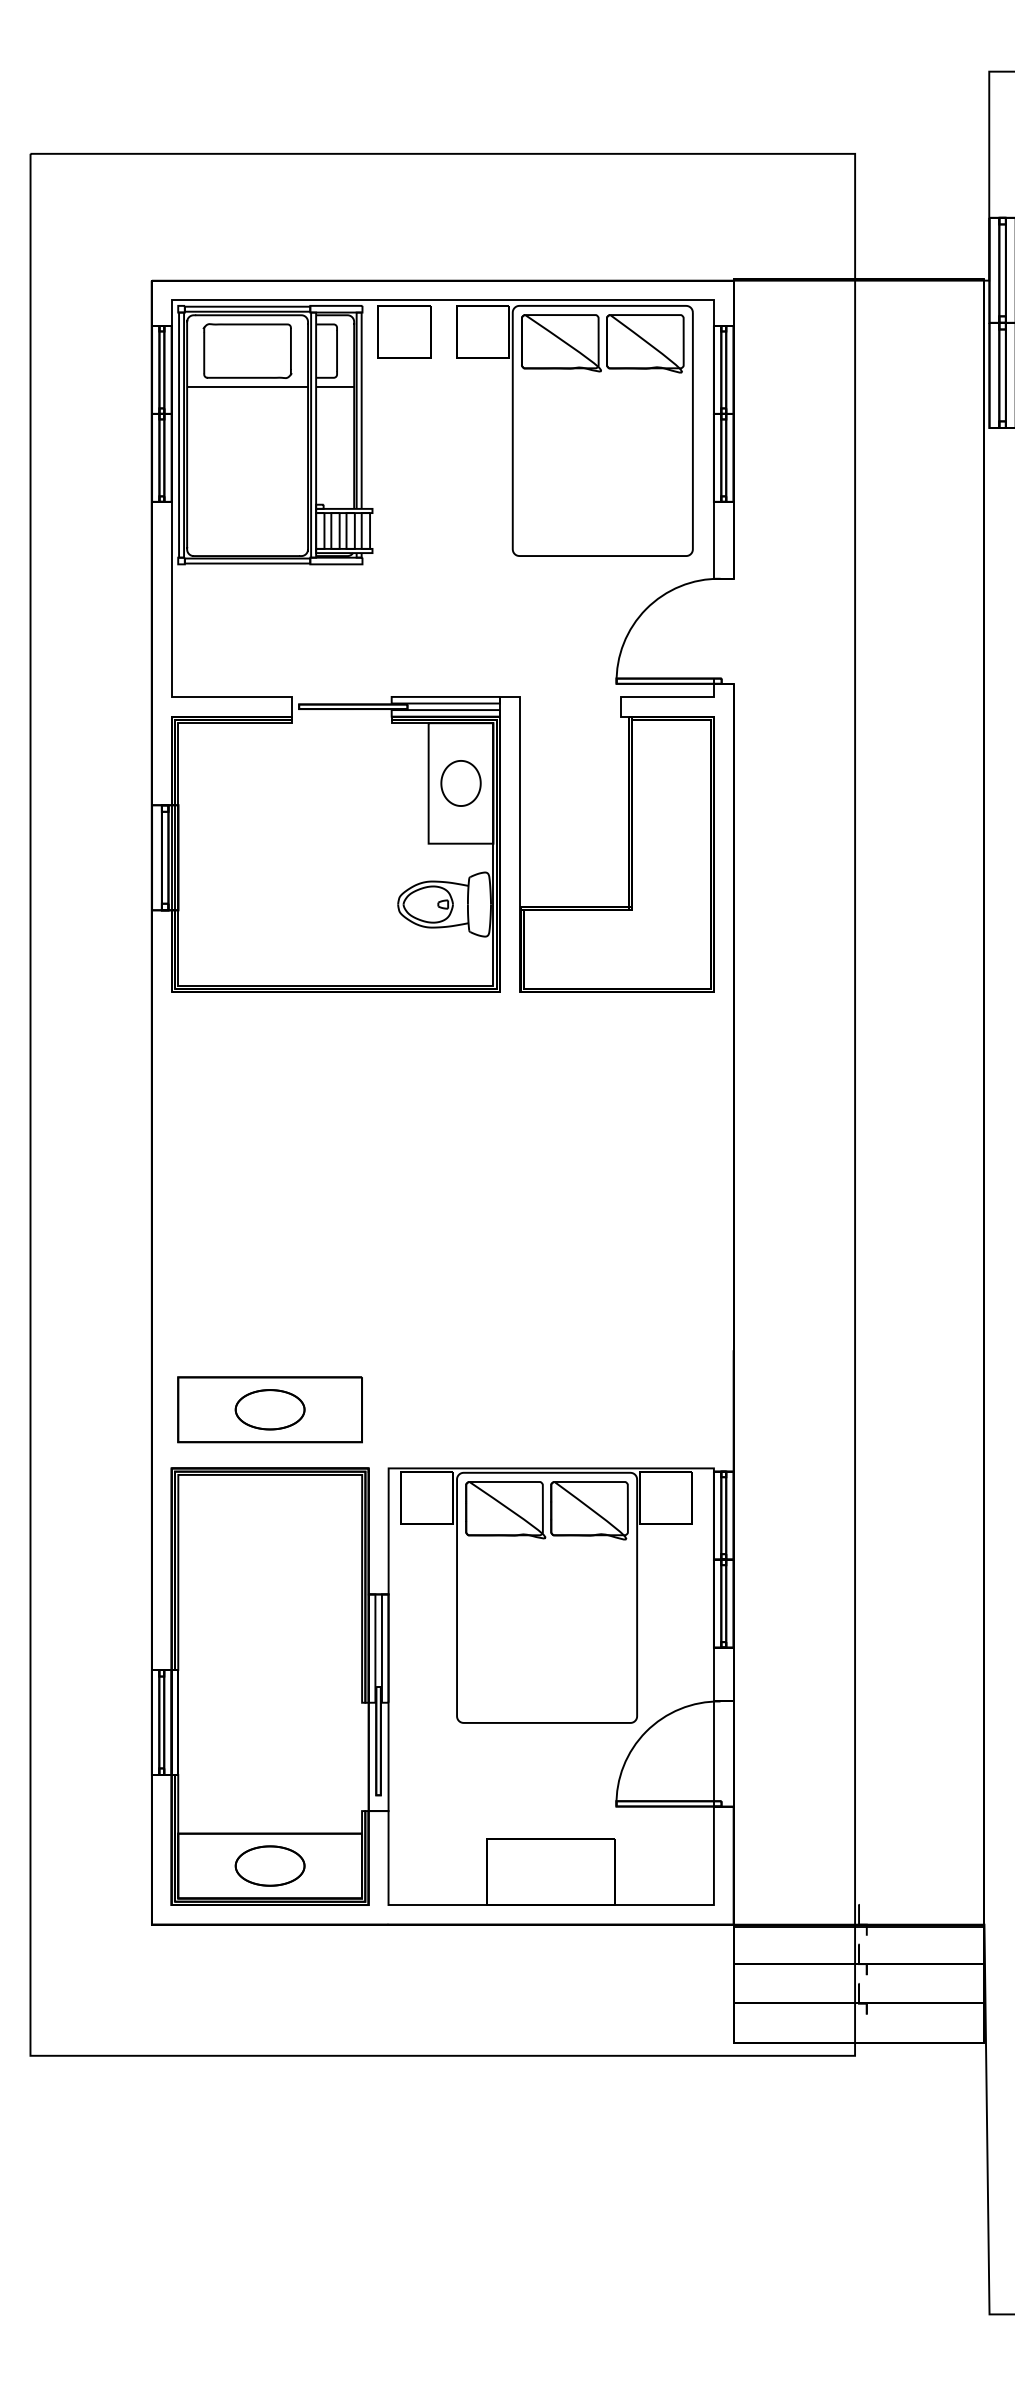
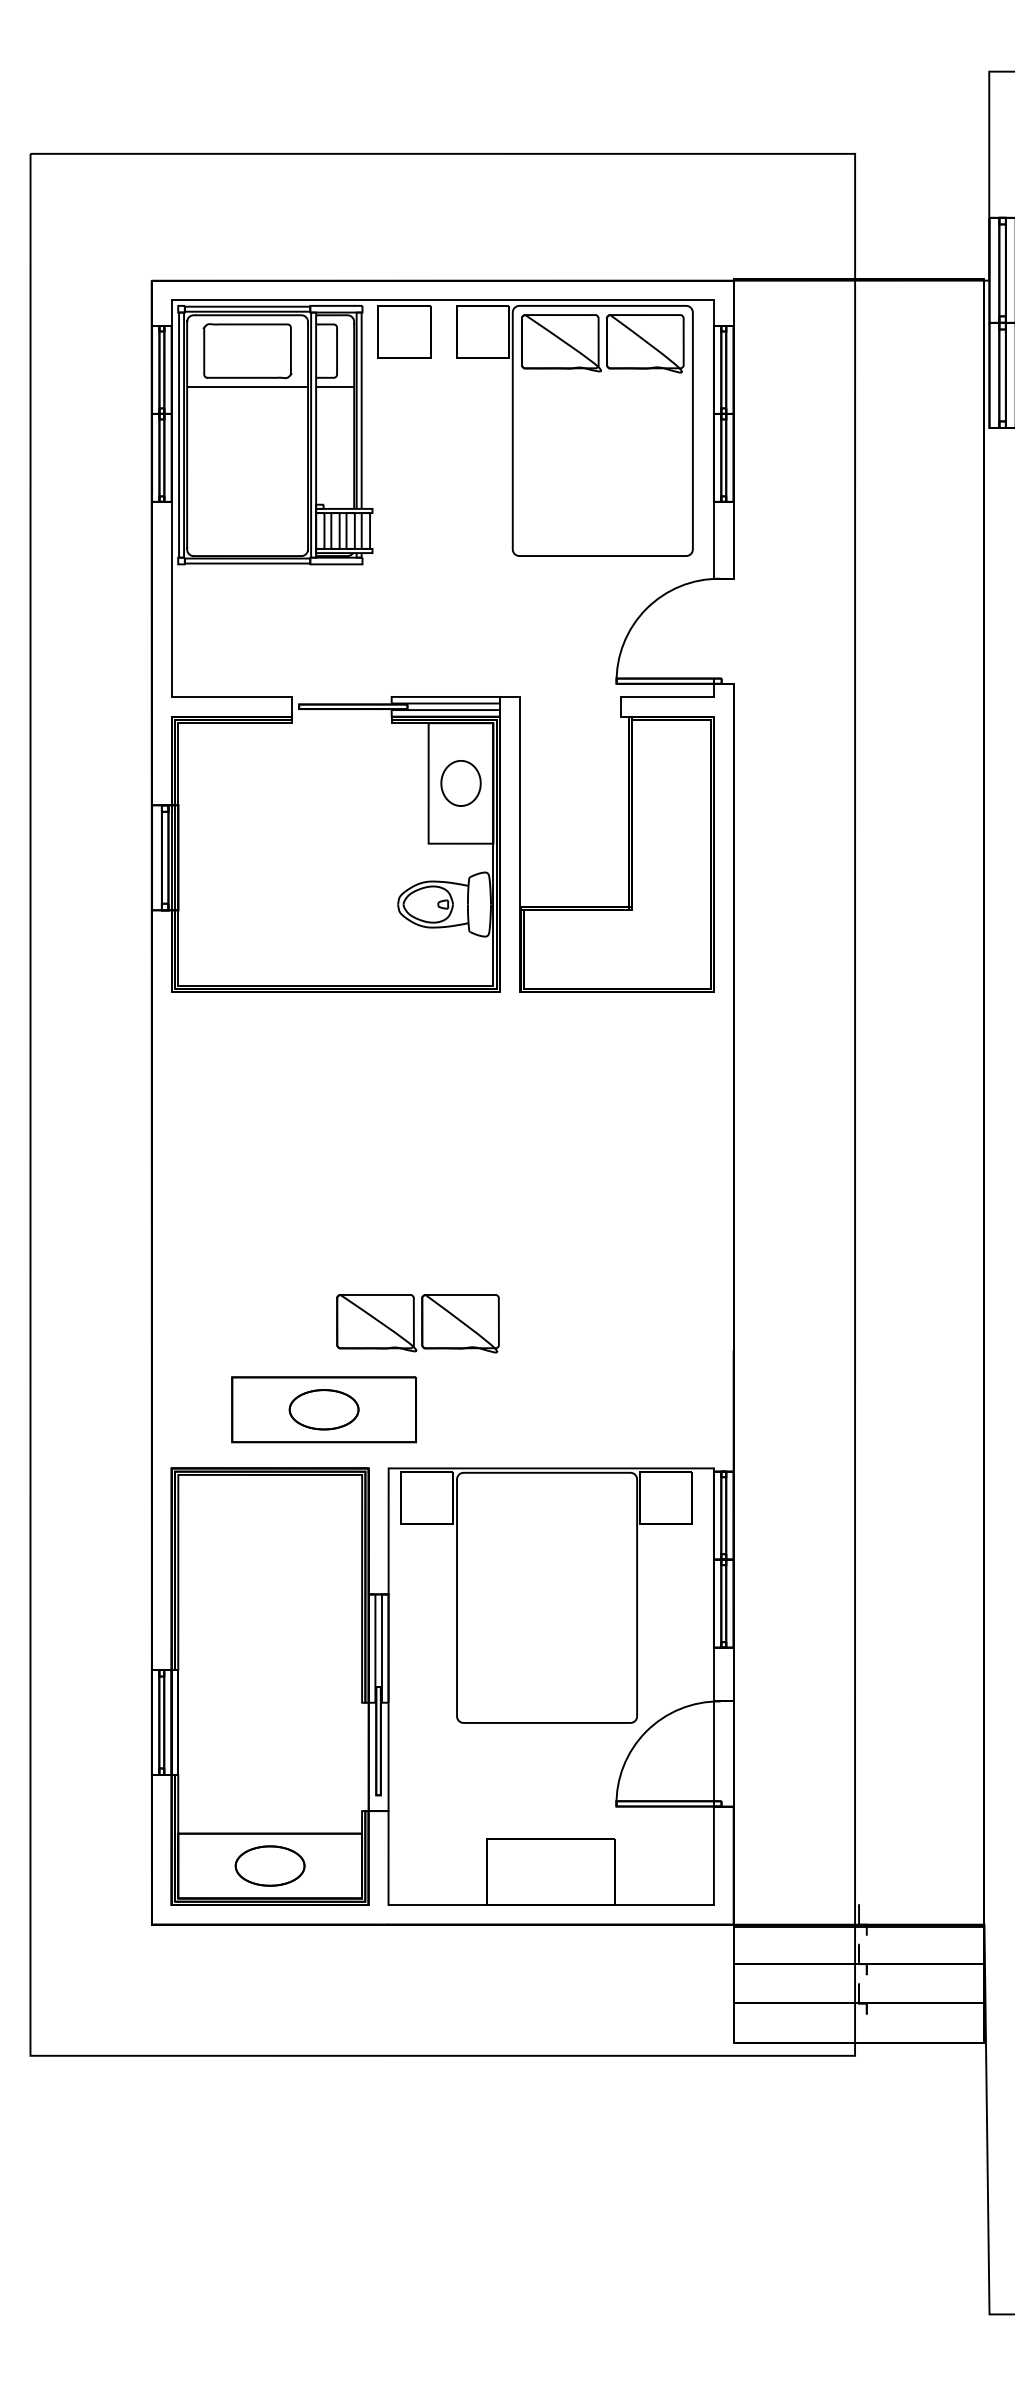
part position: (269, 1409) -> (323, 1409) (323, 1409)
part position: (546, 1510) -> (417, 1323) (417, 1323)
